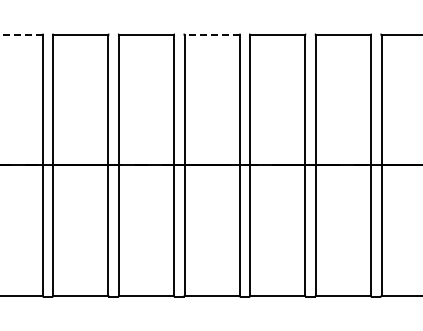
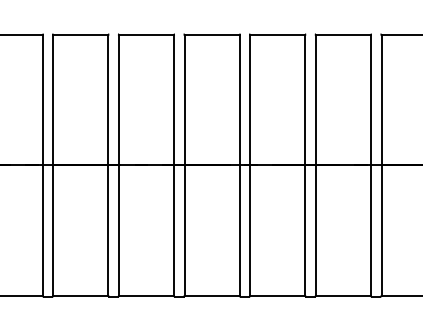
line: dashed -> solid (21, 35)
line: dashed -> solid (211, 35)
